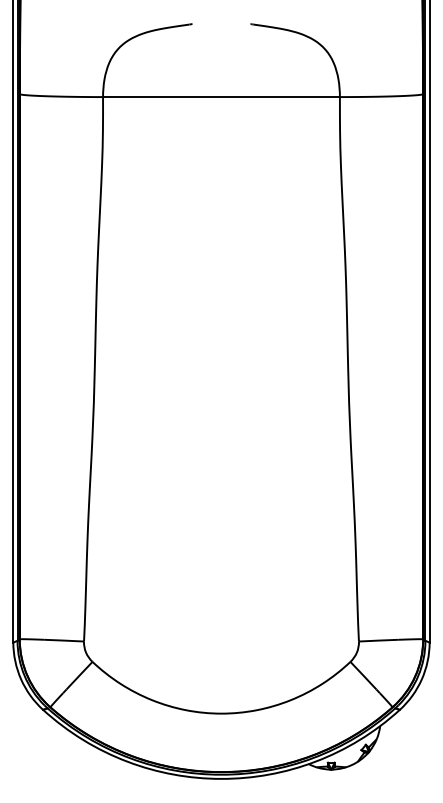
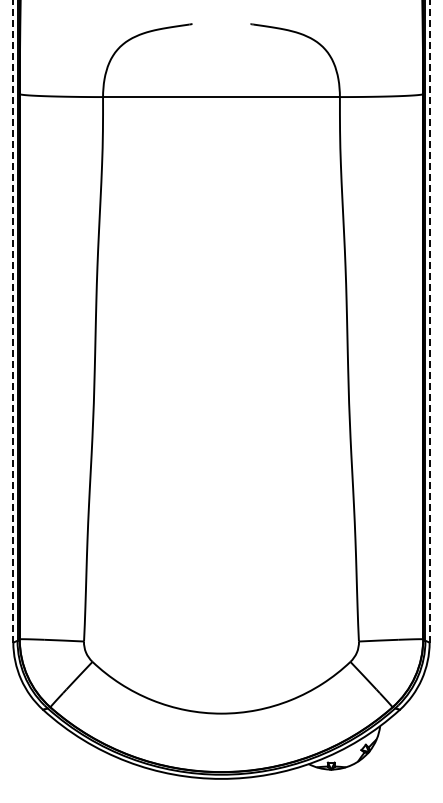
line: solid -> dashed (13, 321)
line: solid -> dashed (429, 321)
